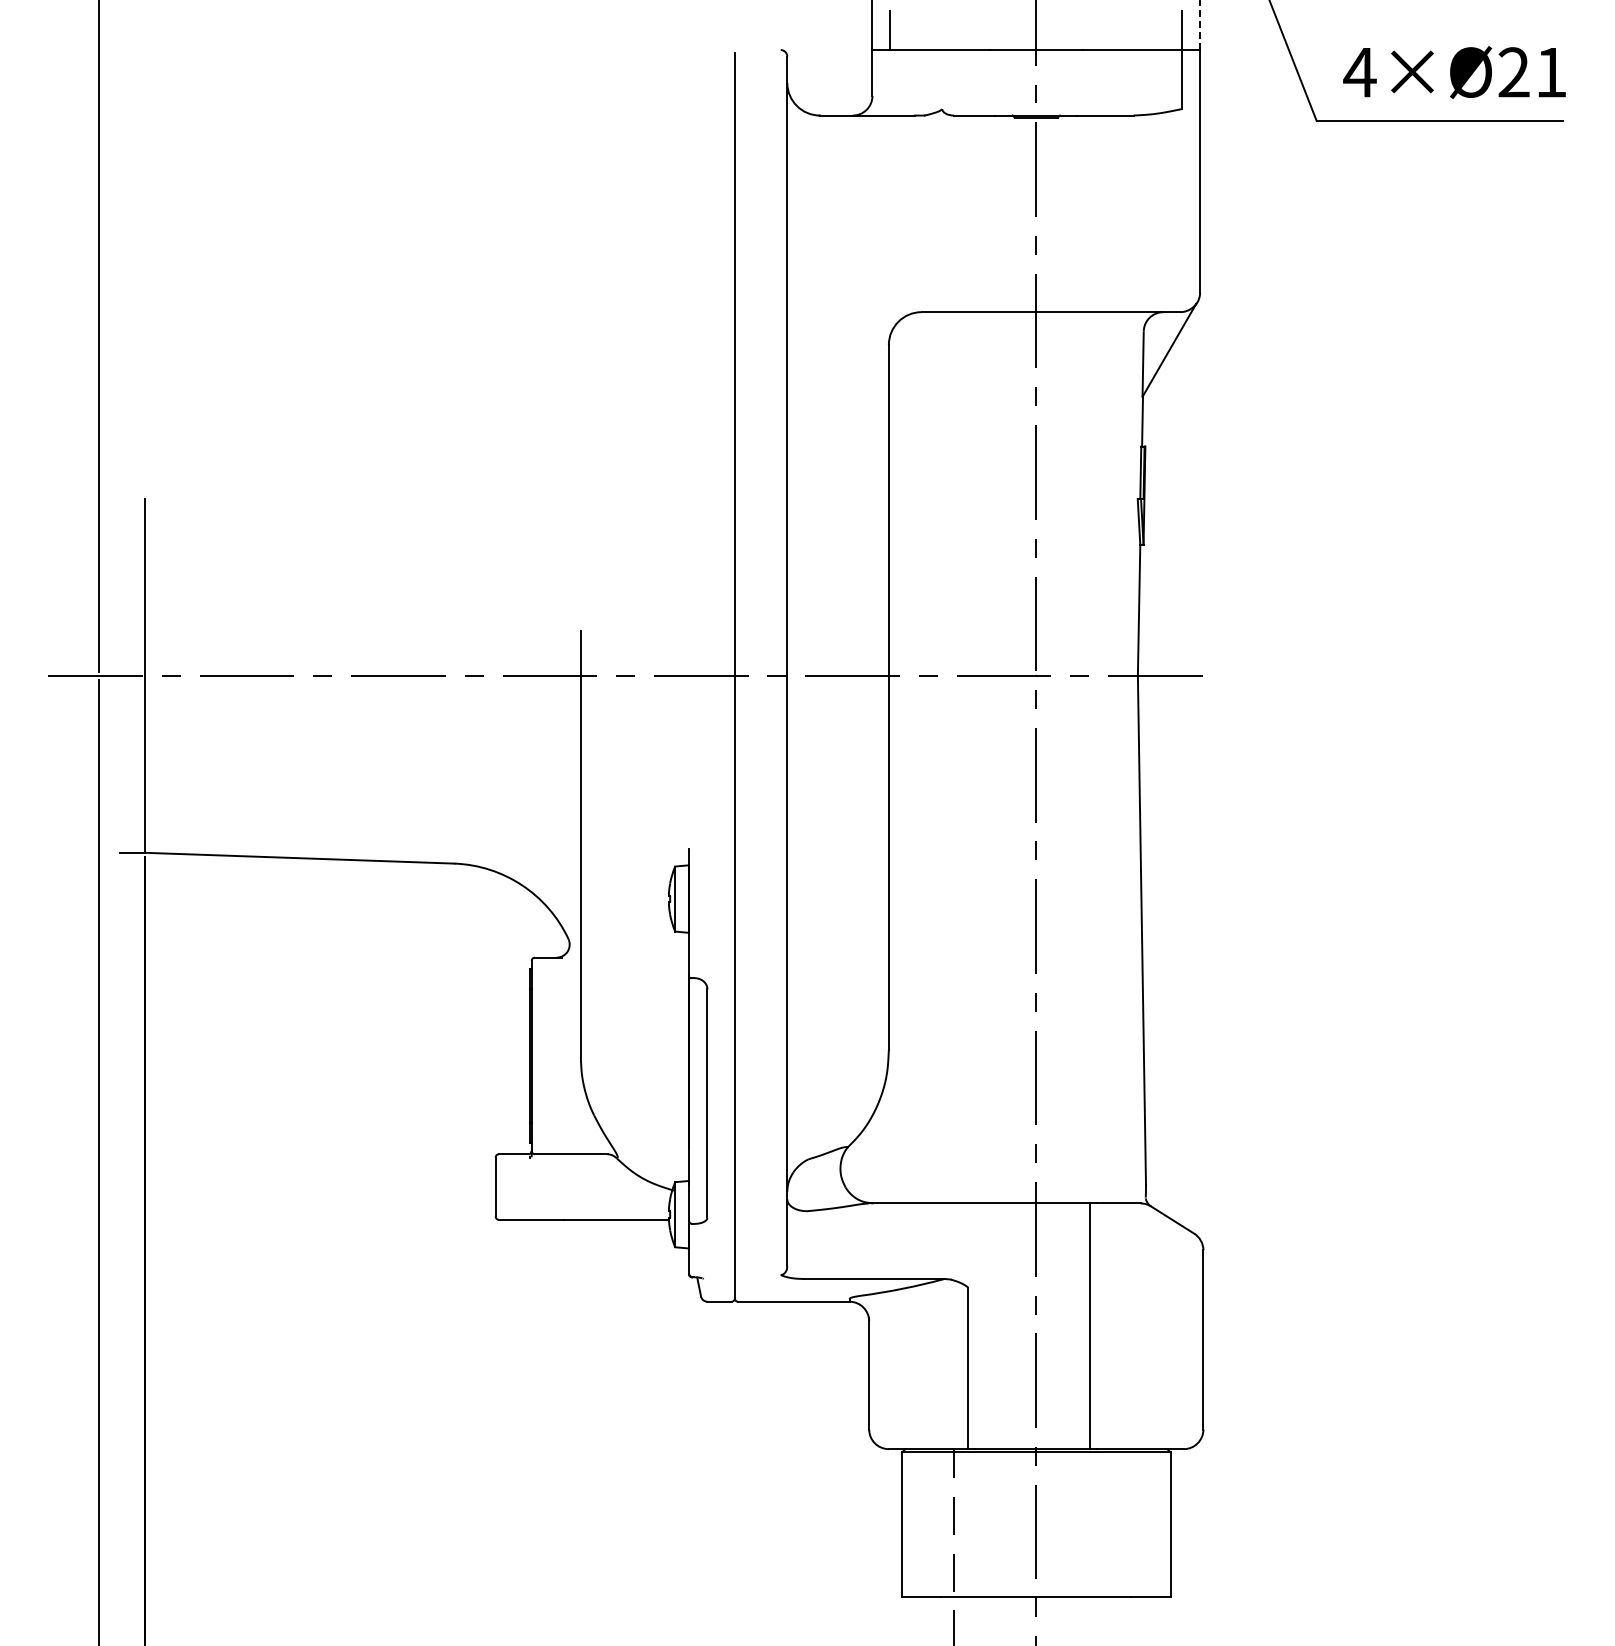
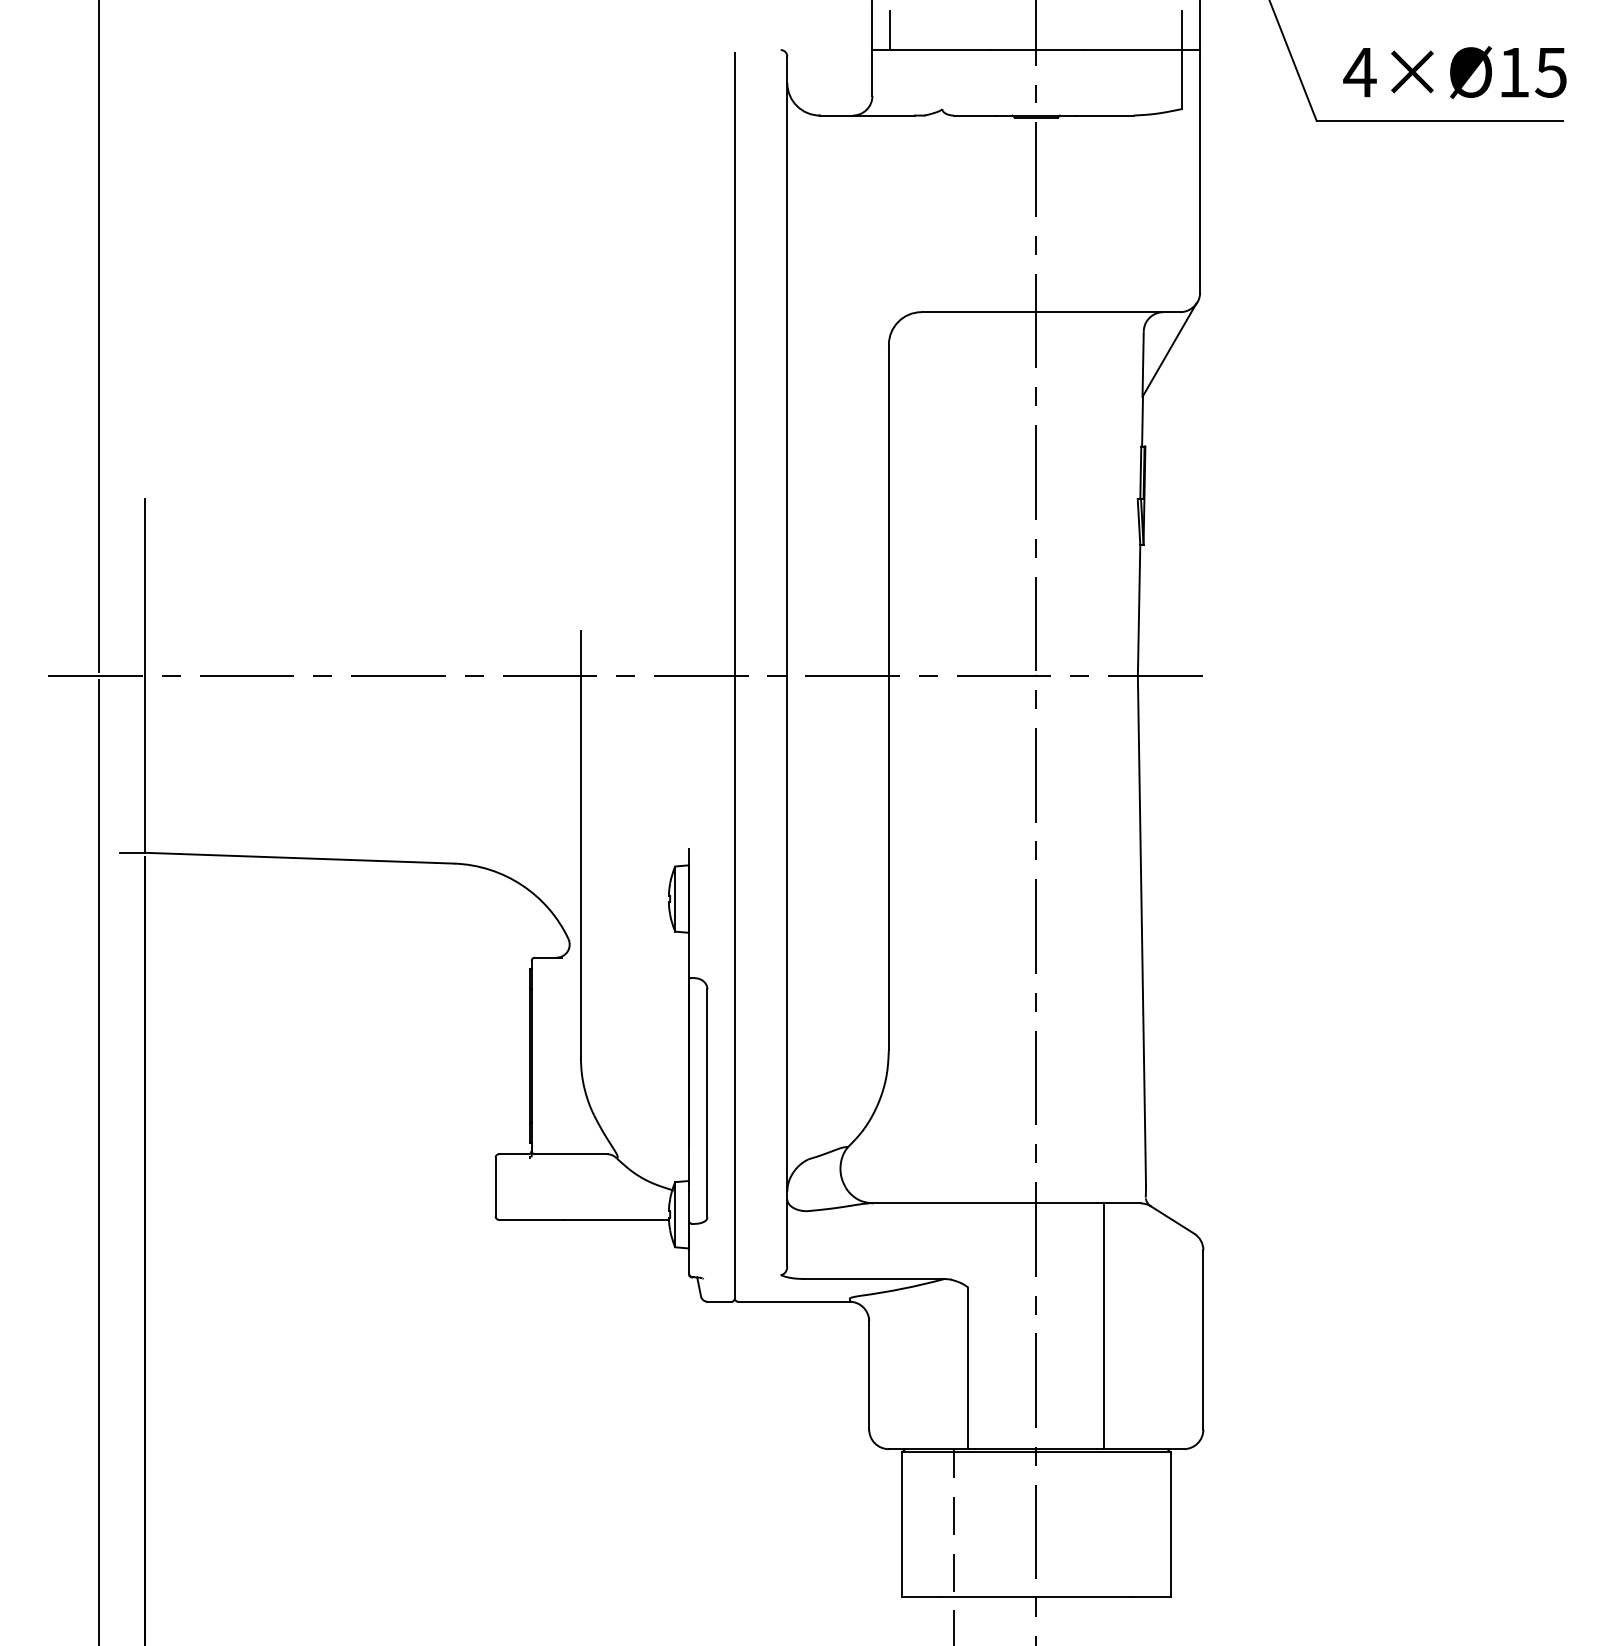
line: dashed -> solid (1200, 25)
text: 4×Ø21 -> 4×Ø15 (1532, 72)
line position: (1090, 1326) -> (1104, 1326) (1104, 1326)
